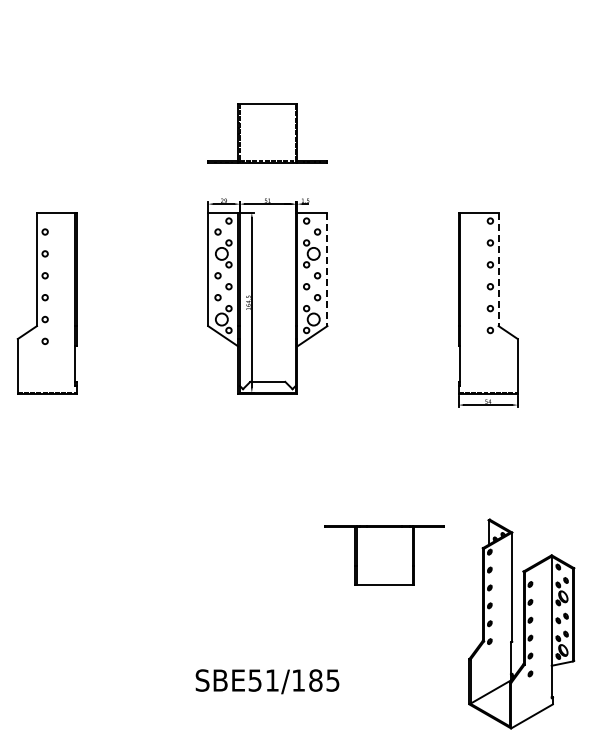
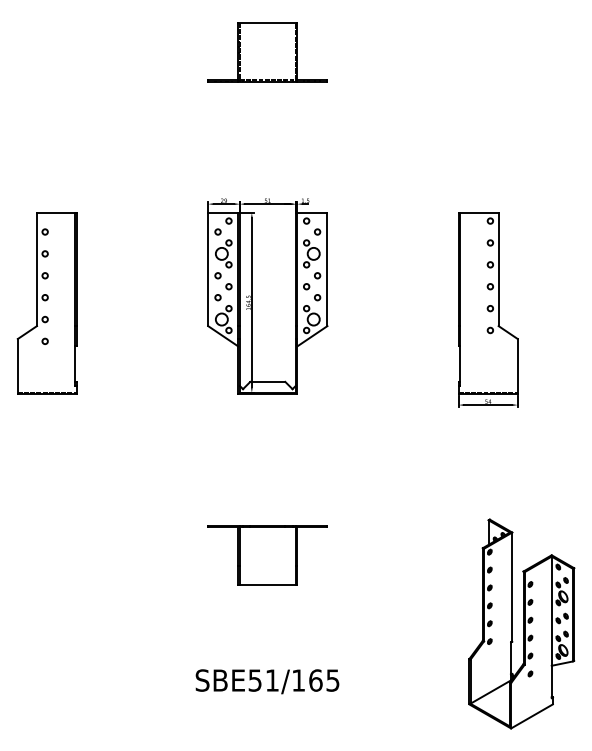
part position: (267, 133) -> (267, 52) (267, 52)
line: dashed -> solid (327, 269)
line: dashed -> solid (498, 269)
part position: (384, 555) -> (267, 555) (267, 555)
text: SBE51/185 -> SBE51/165 (315, 680)
